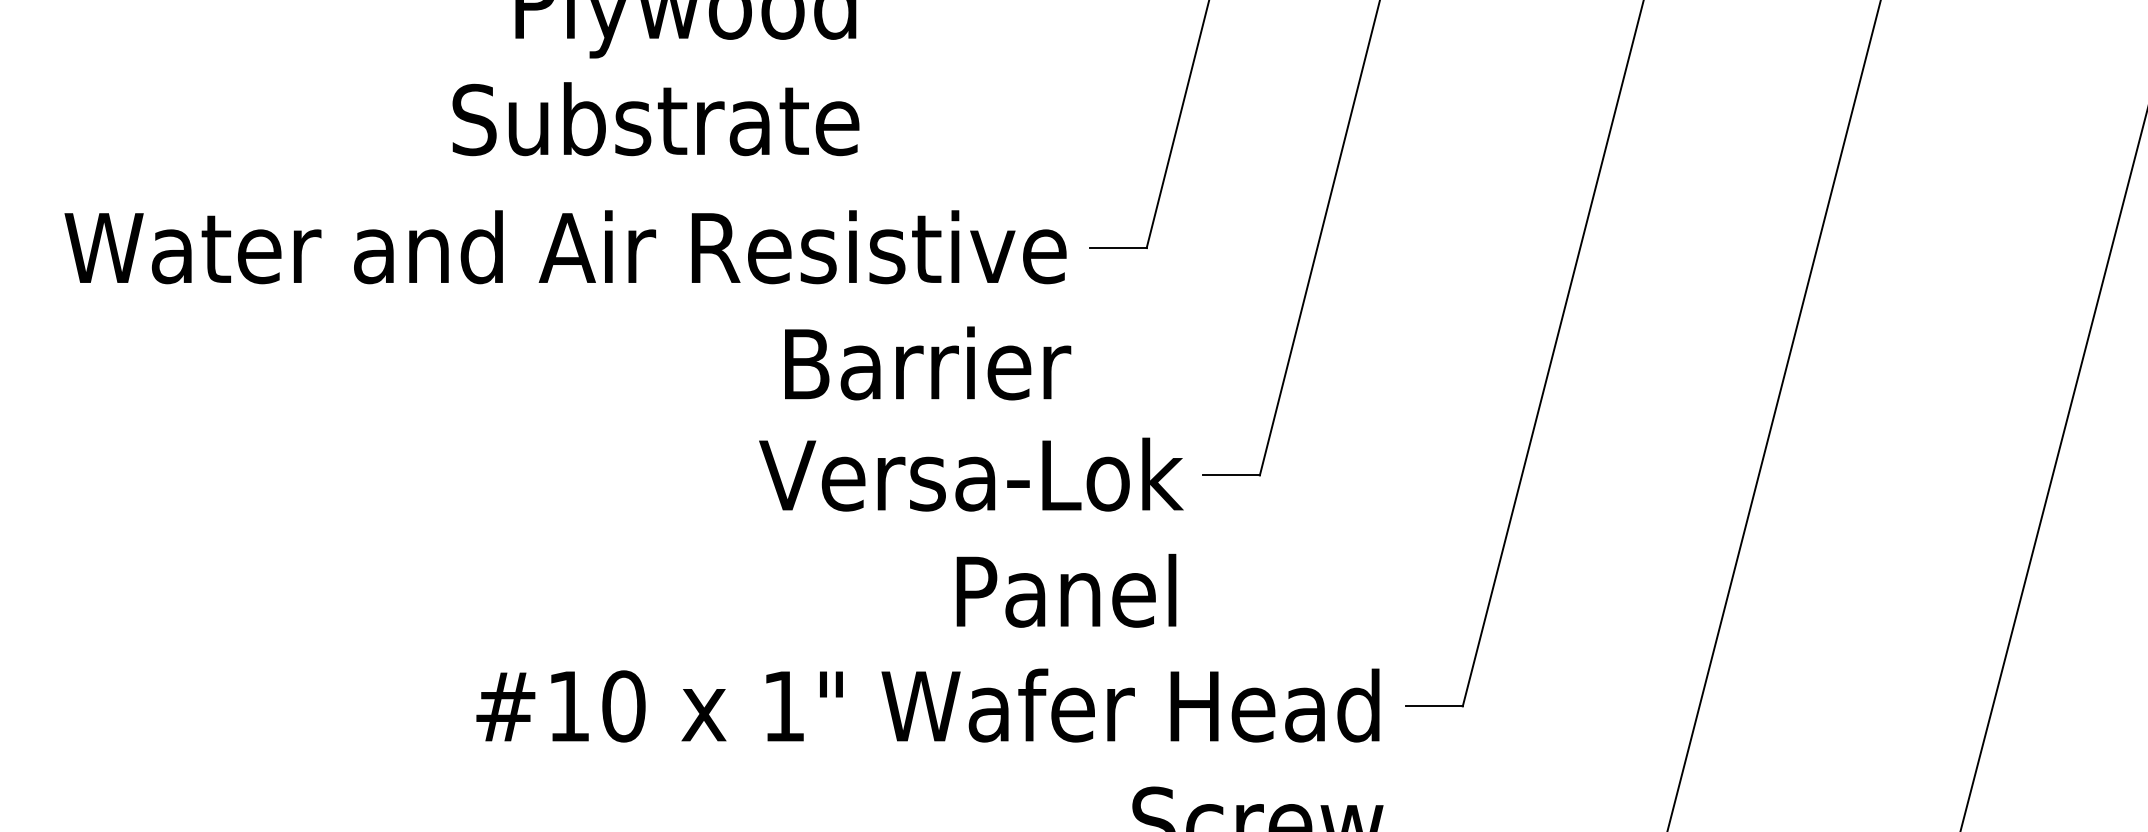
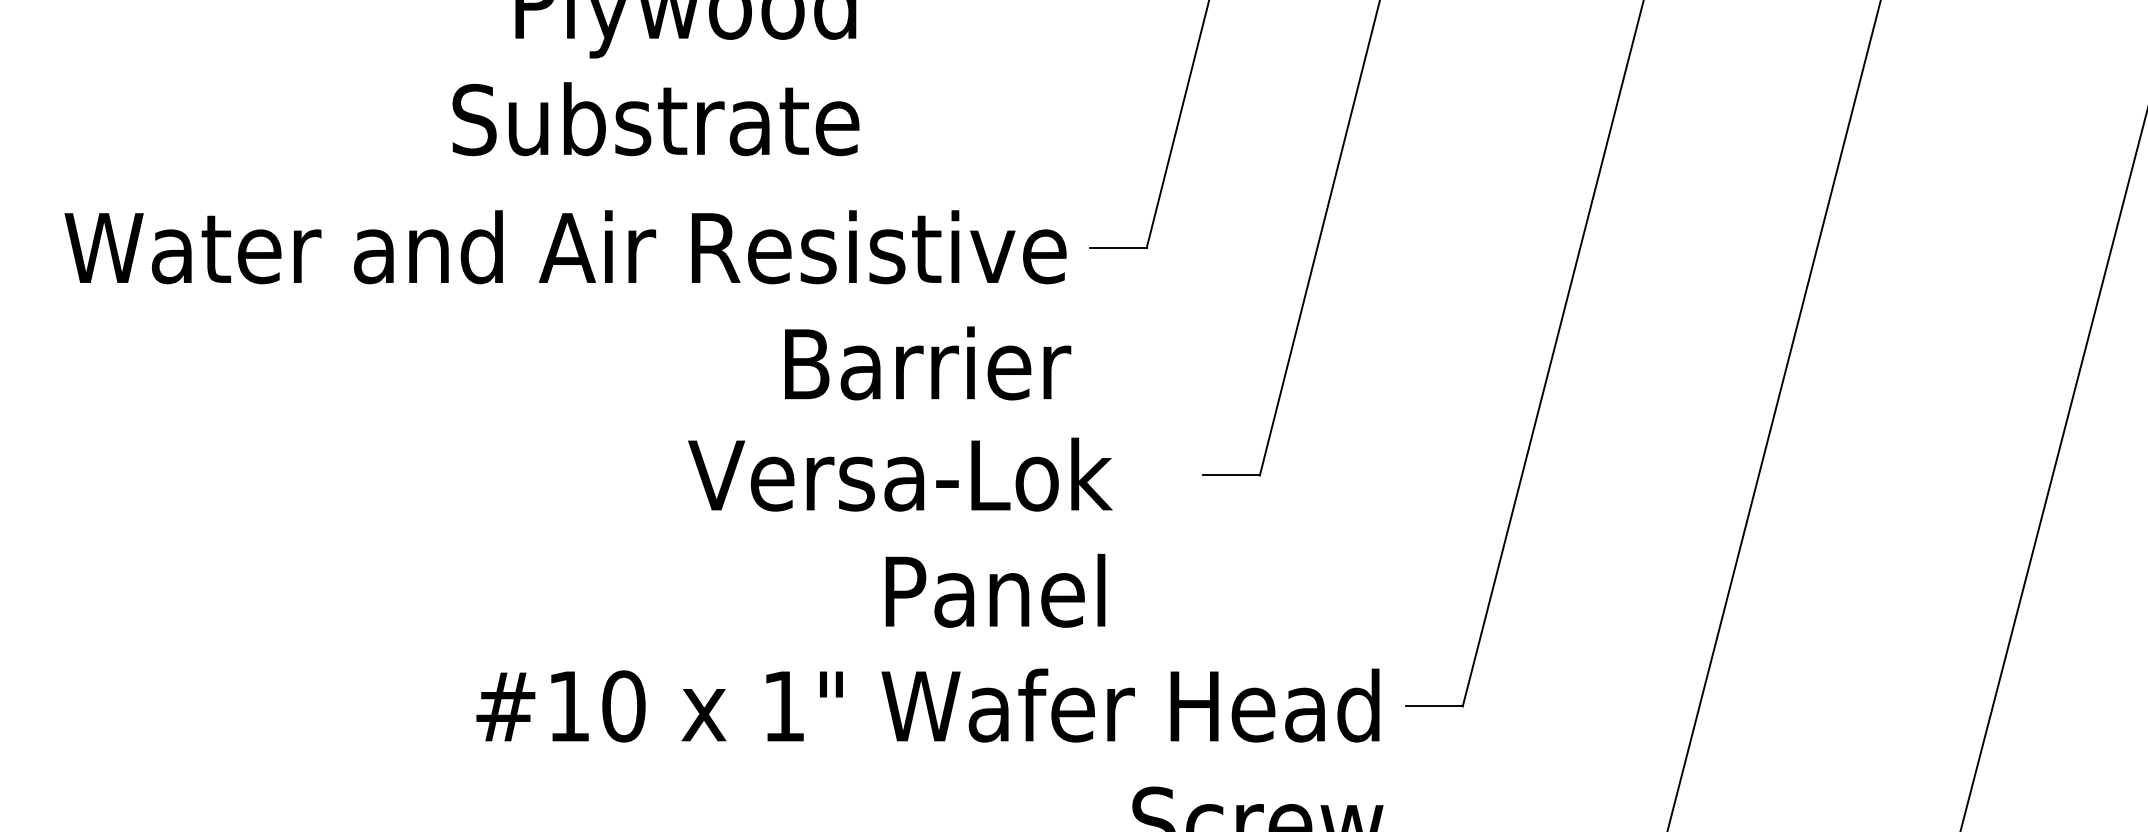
text position: (971, 532) -> (900, 532) (900, 532)
